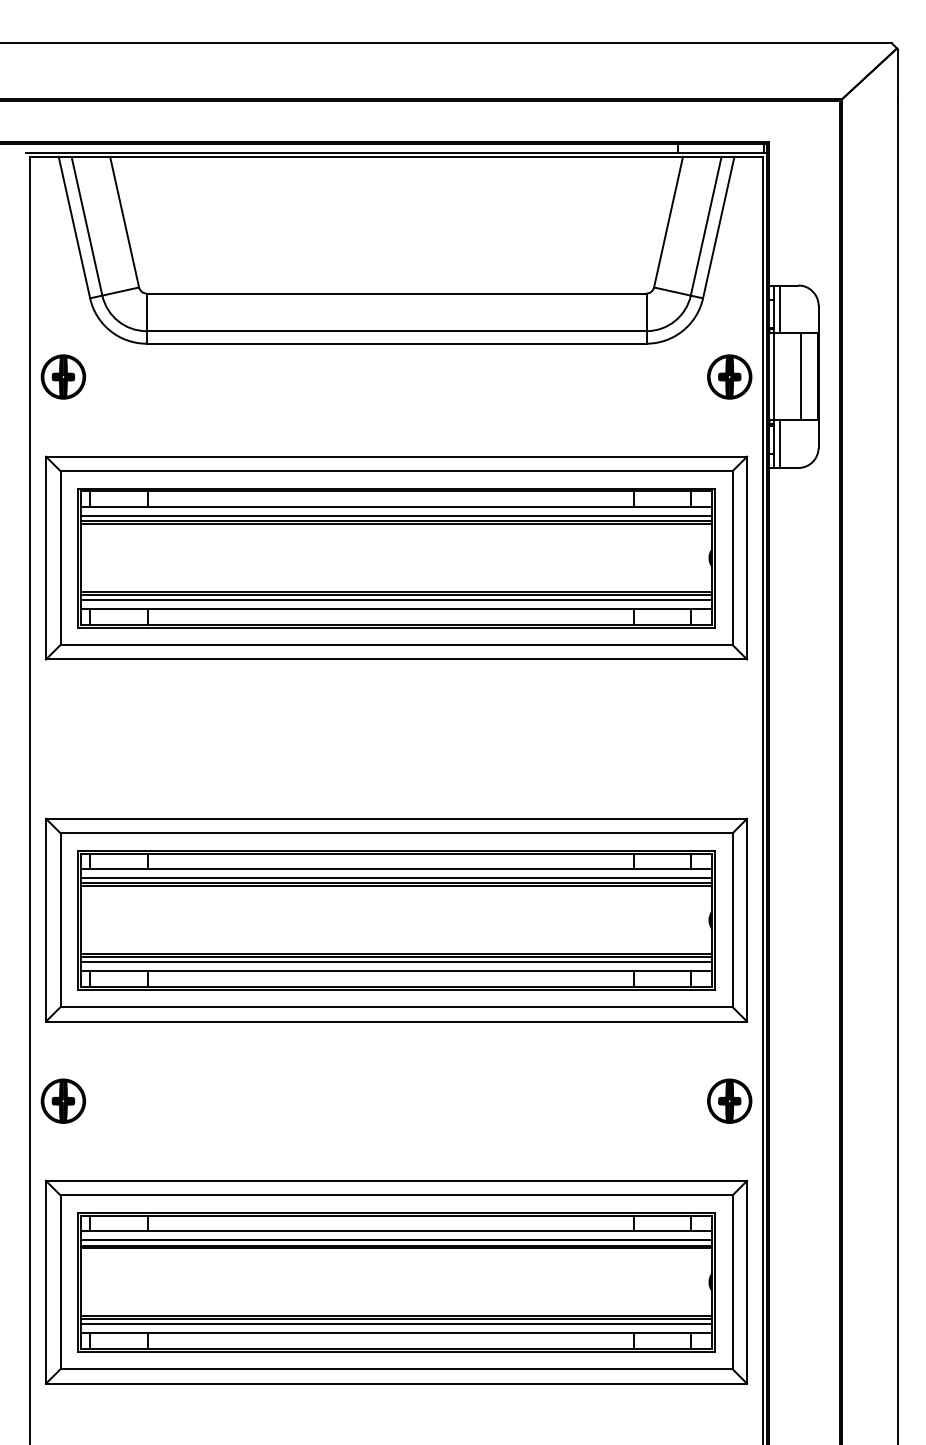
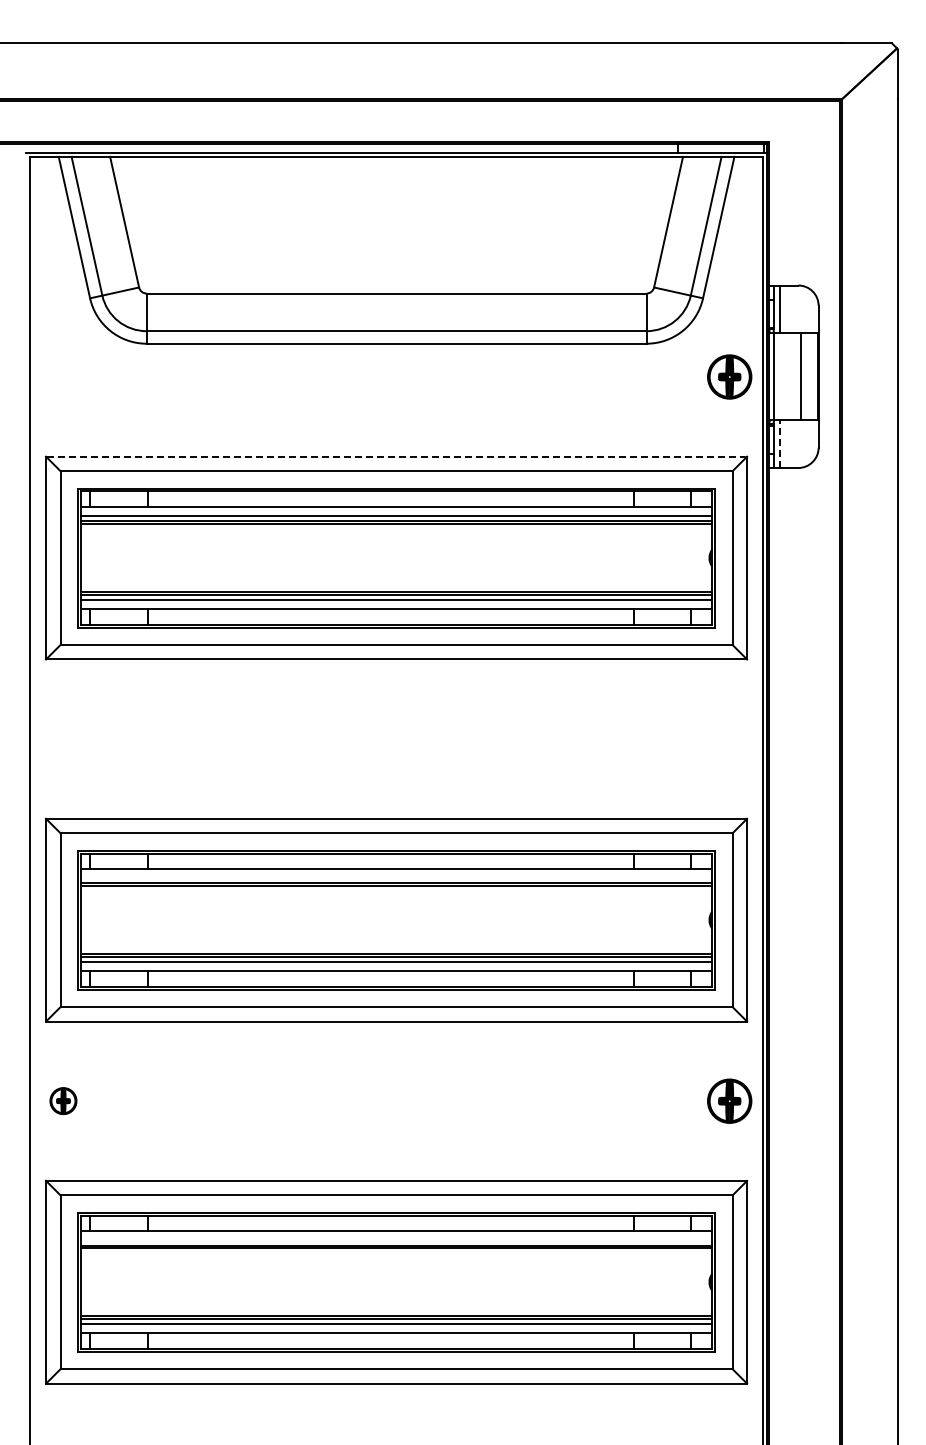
part: present -> none (63, 376)
line: solid -> dashed (779, 444)
line: solid -> dashed (396, 456)
line: present -> none (396, 878)
part size: 47x46 px -> 29x29 px (63, 1101)
line: present -> none (396, 1240)
